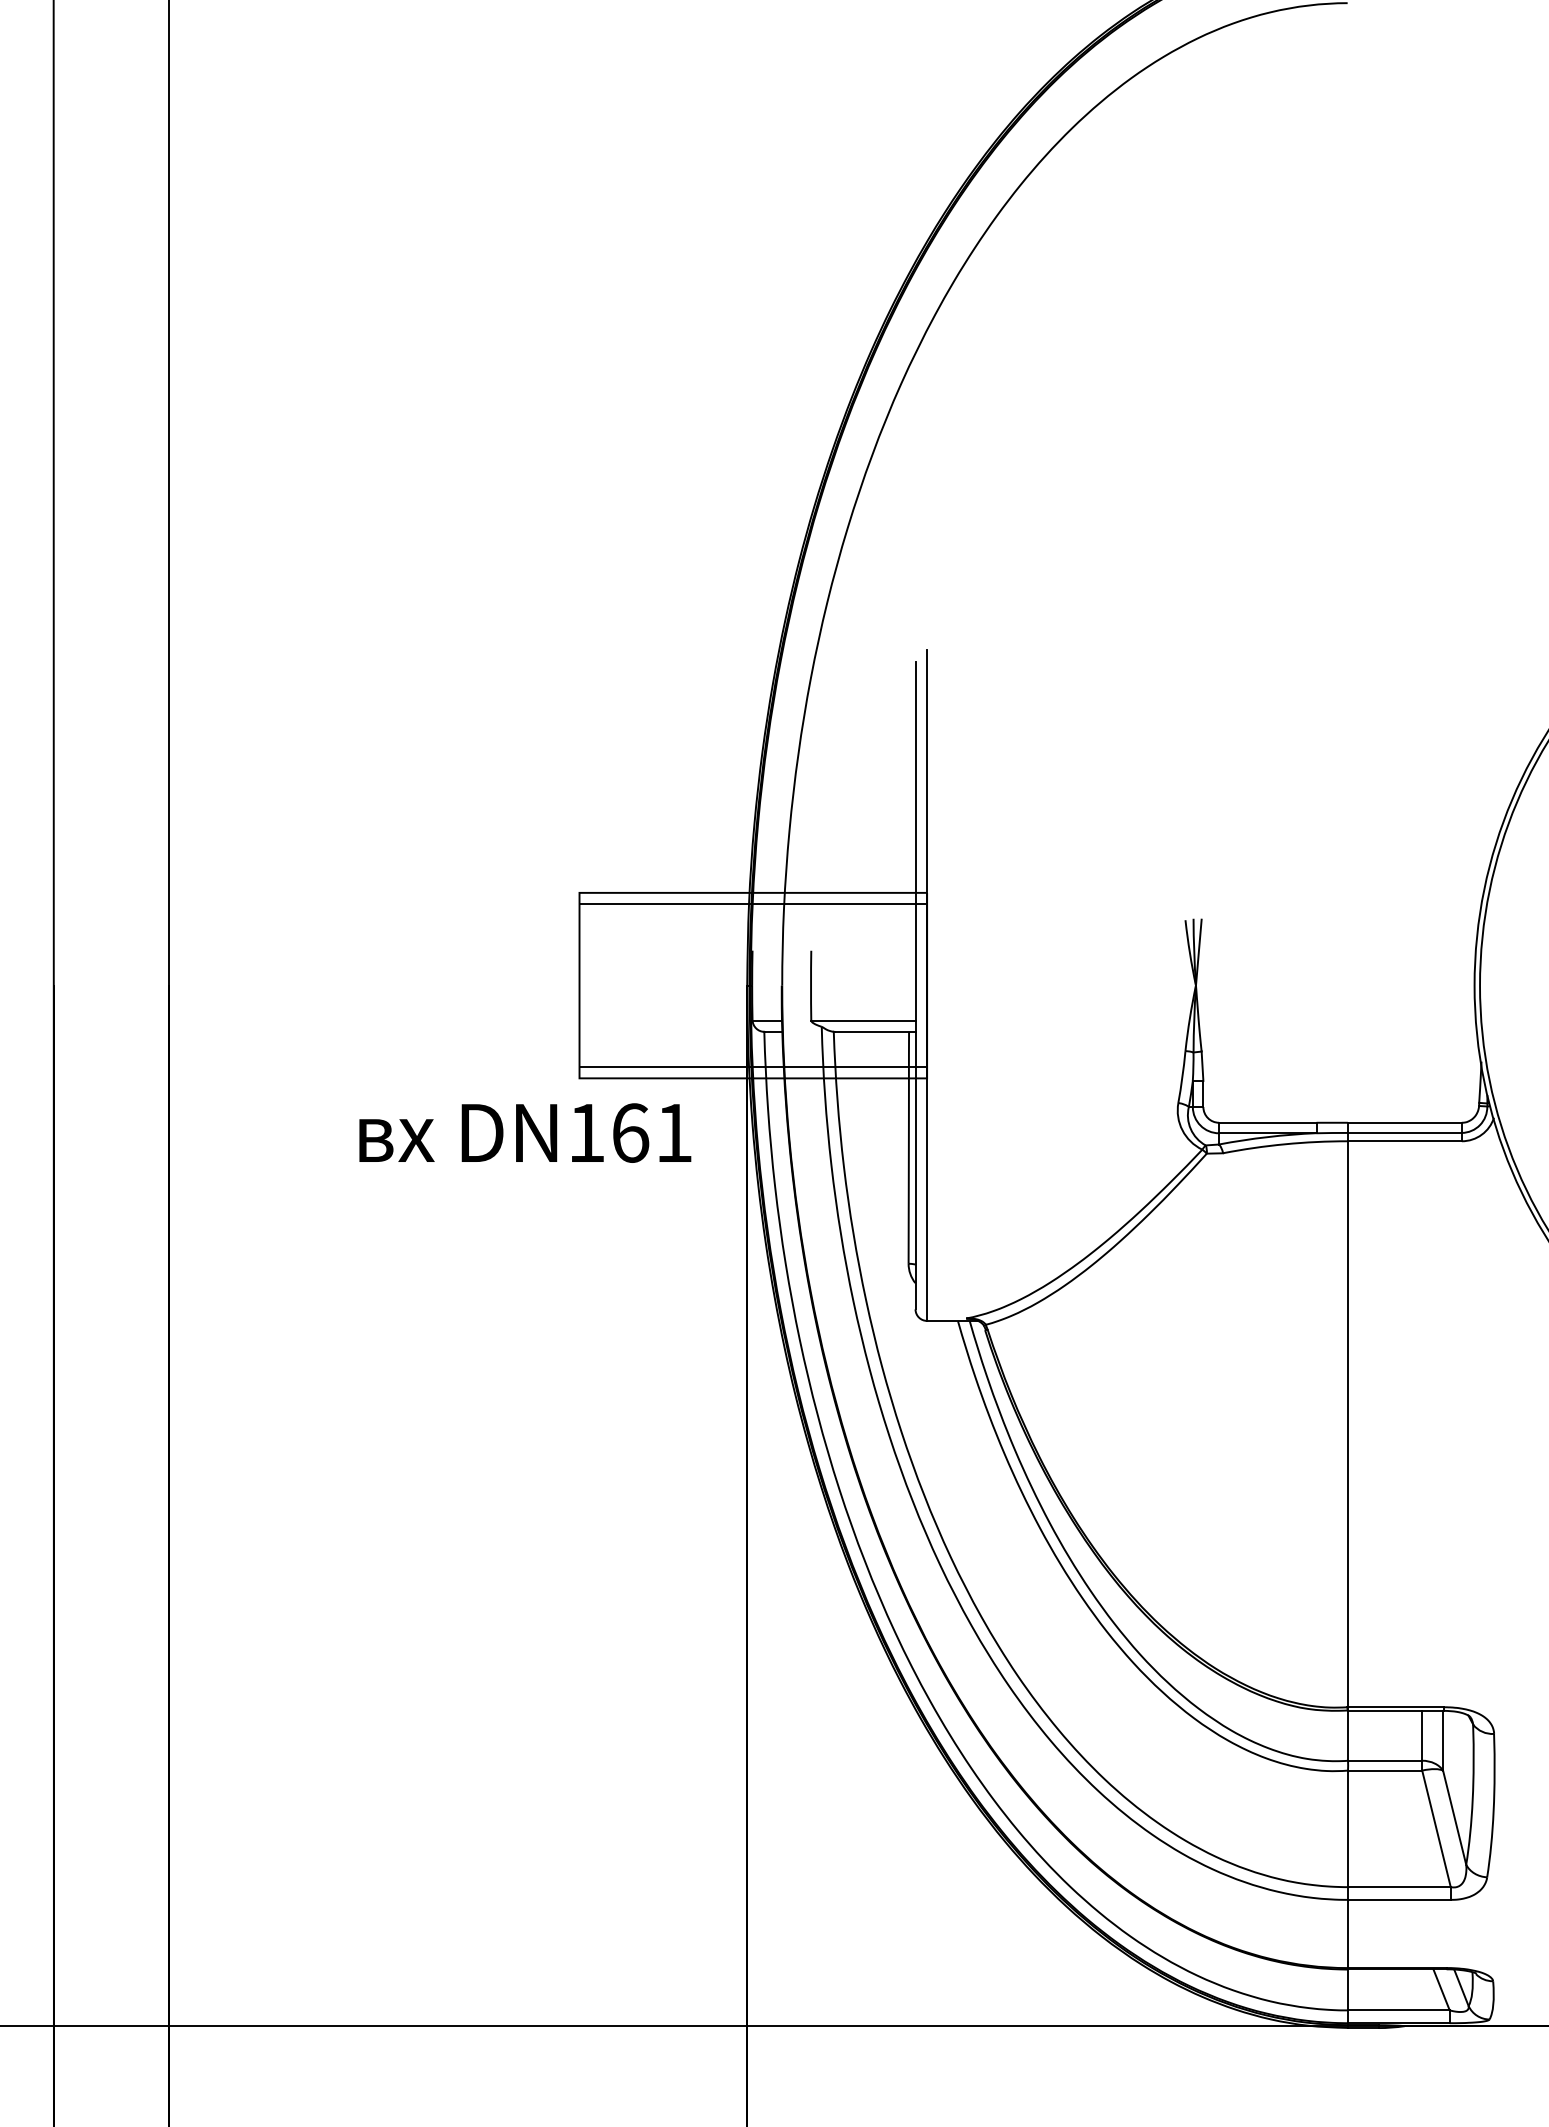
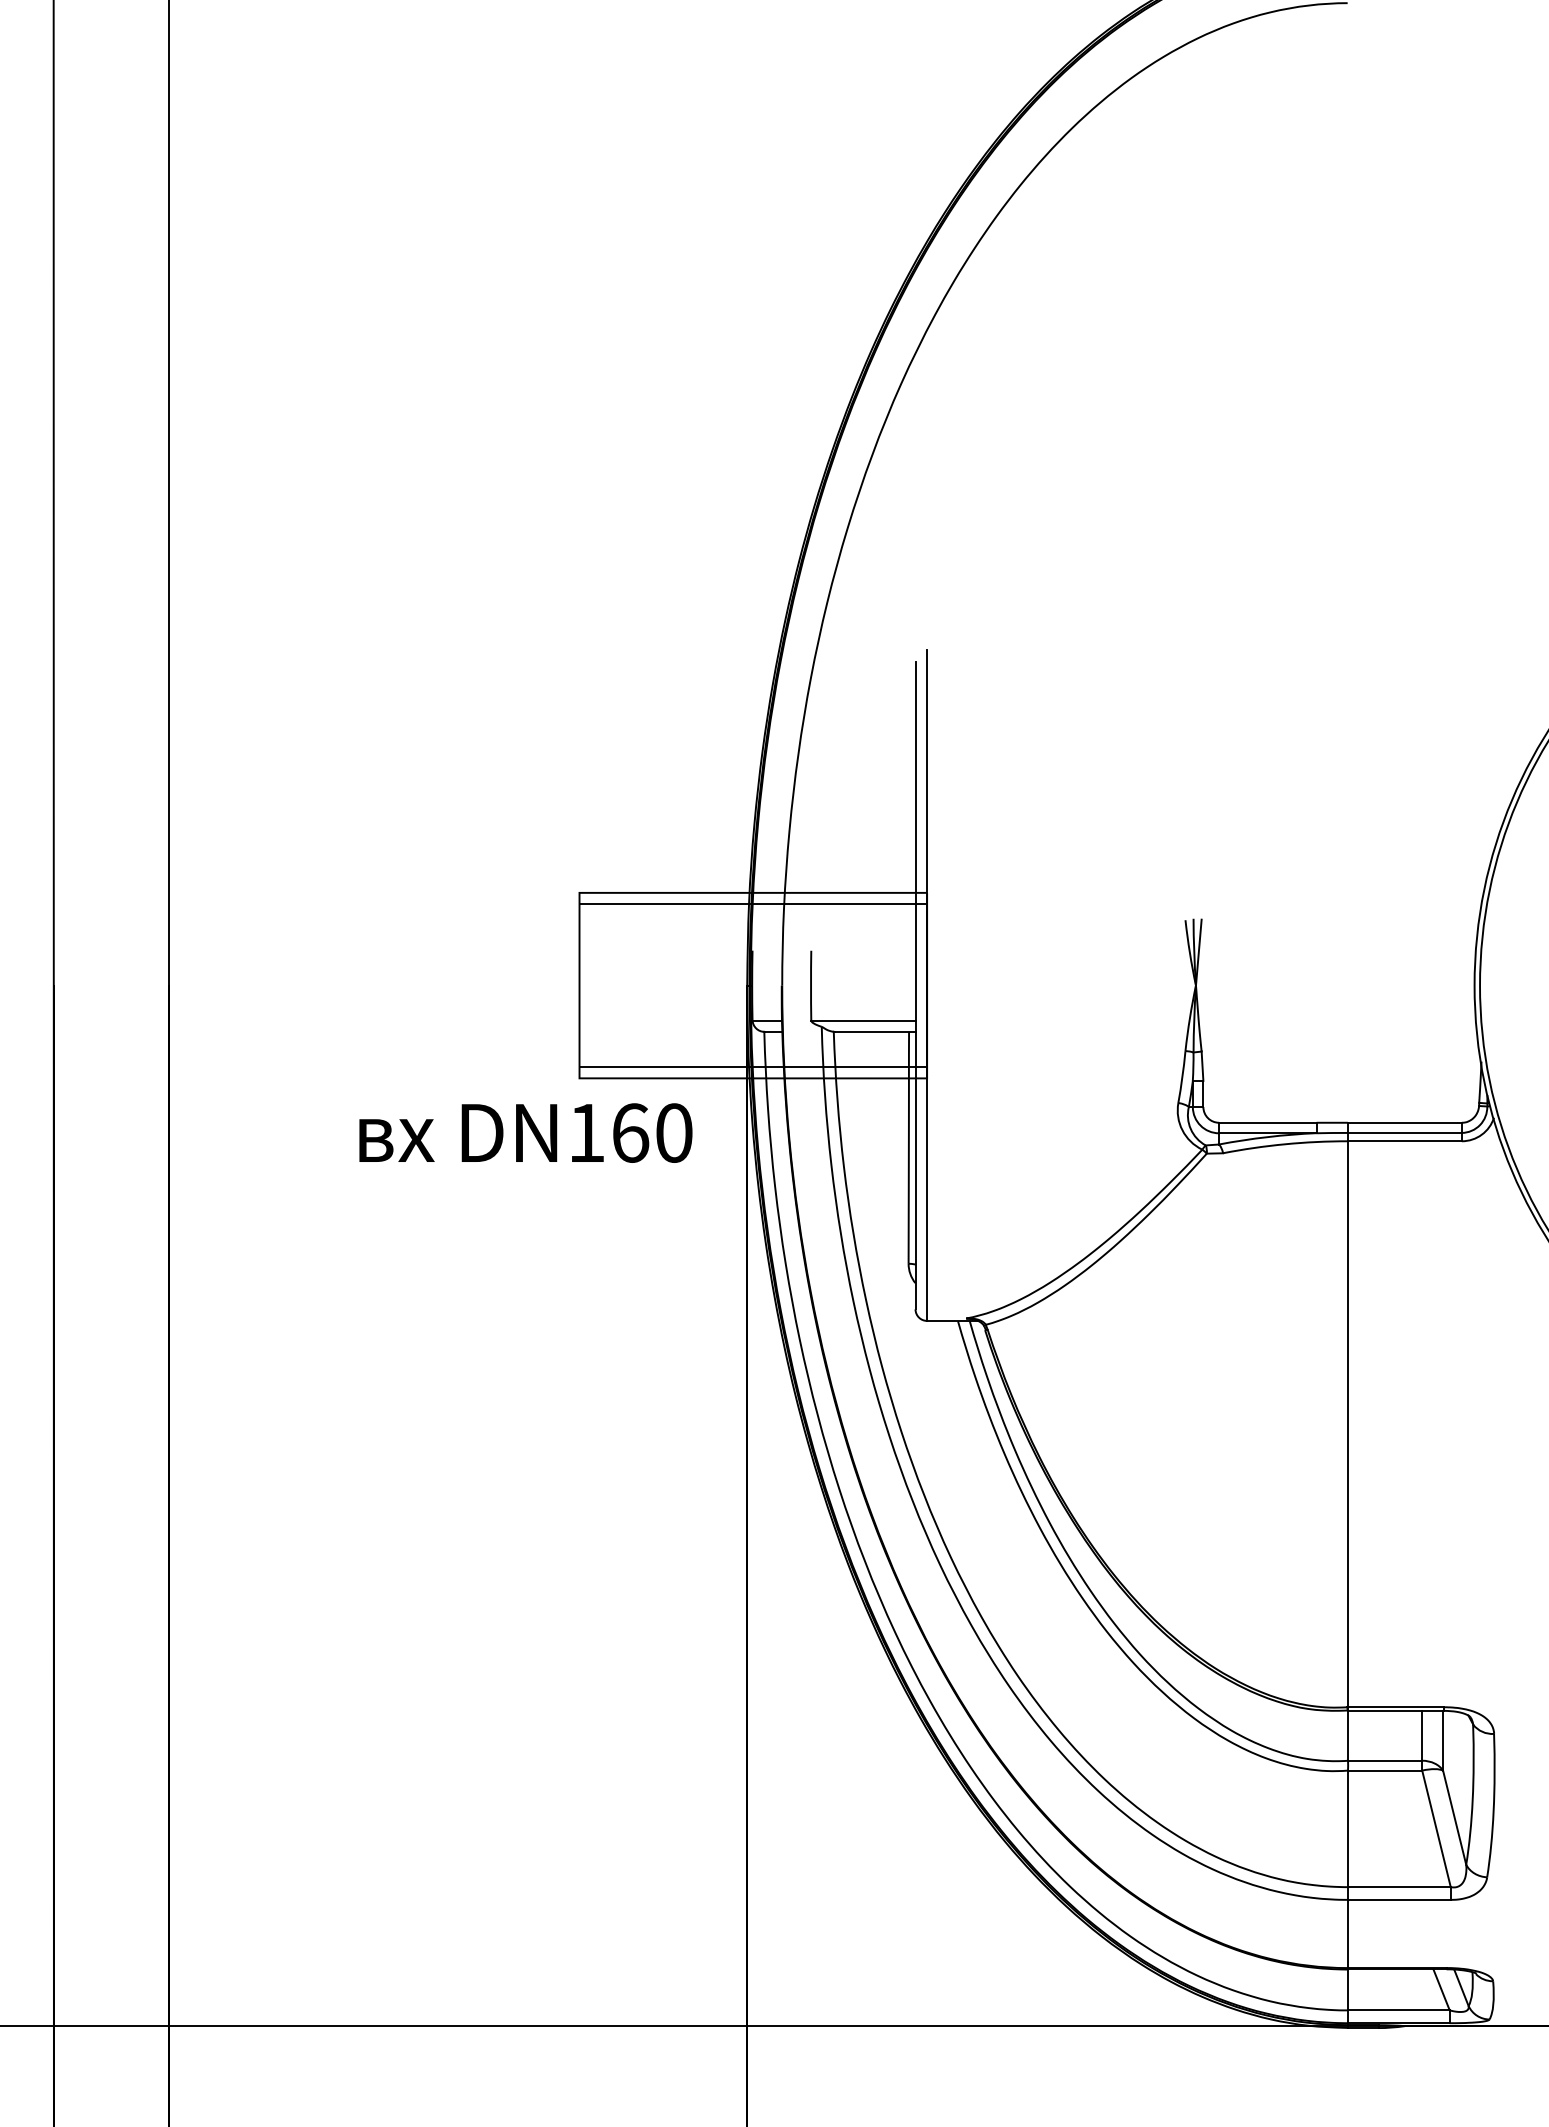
text: DN161 -> DN160 (674, 1132)
